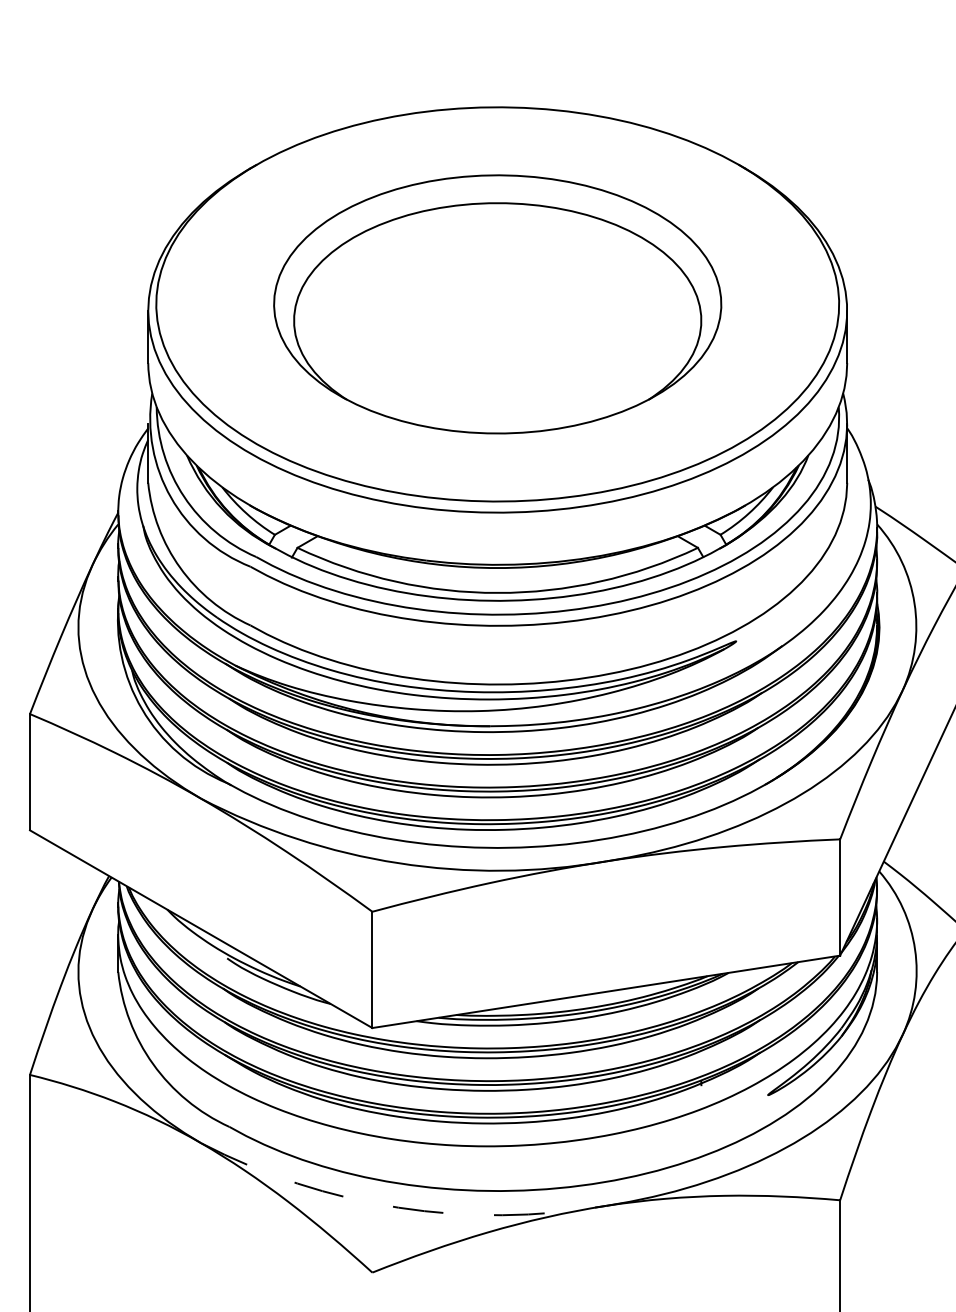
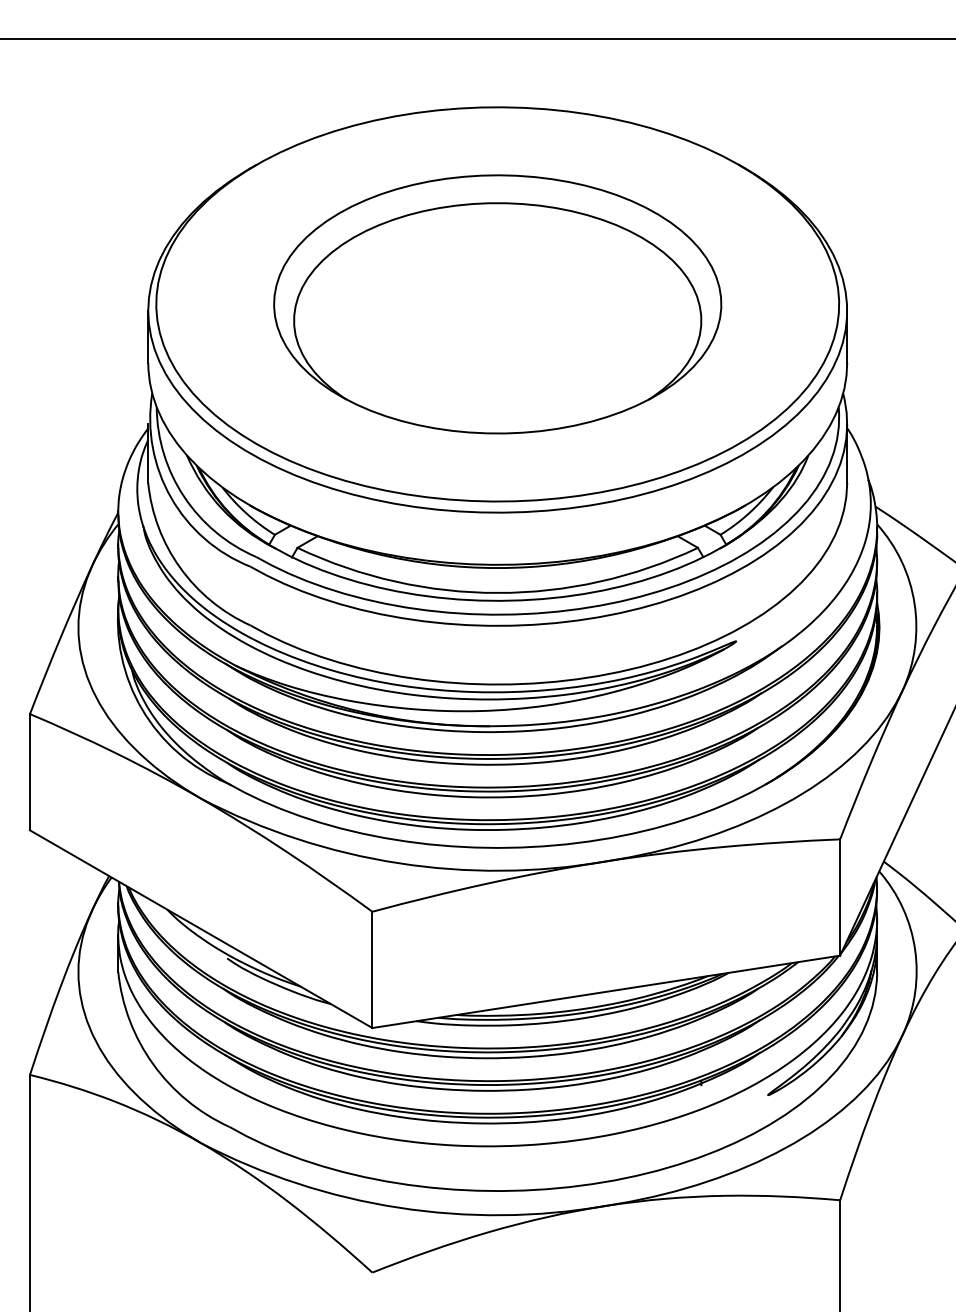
line: none -> present (477, 39)
arc: dashed -> solid (398, 1207)
